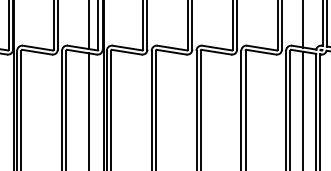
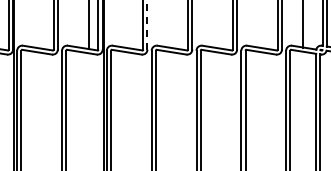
line: solid -> dashed (147, 24)
line: present -> none (303, 109)
line: present -> none (89, 110)
